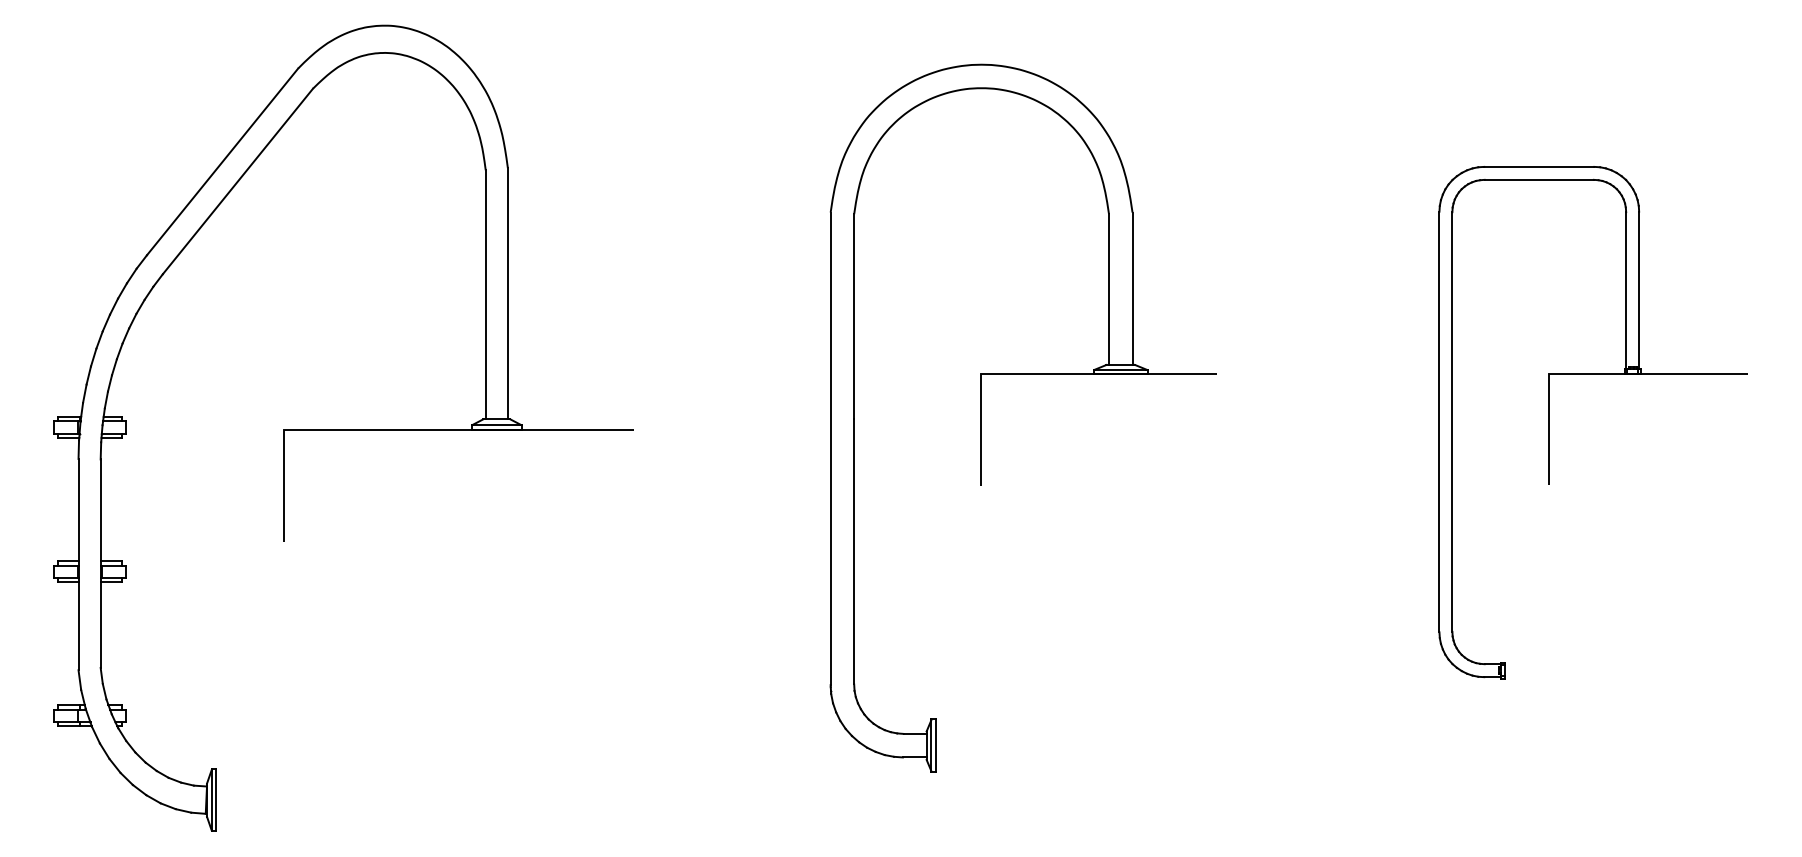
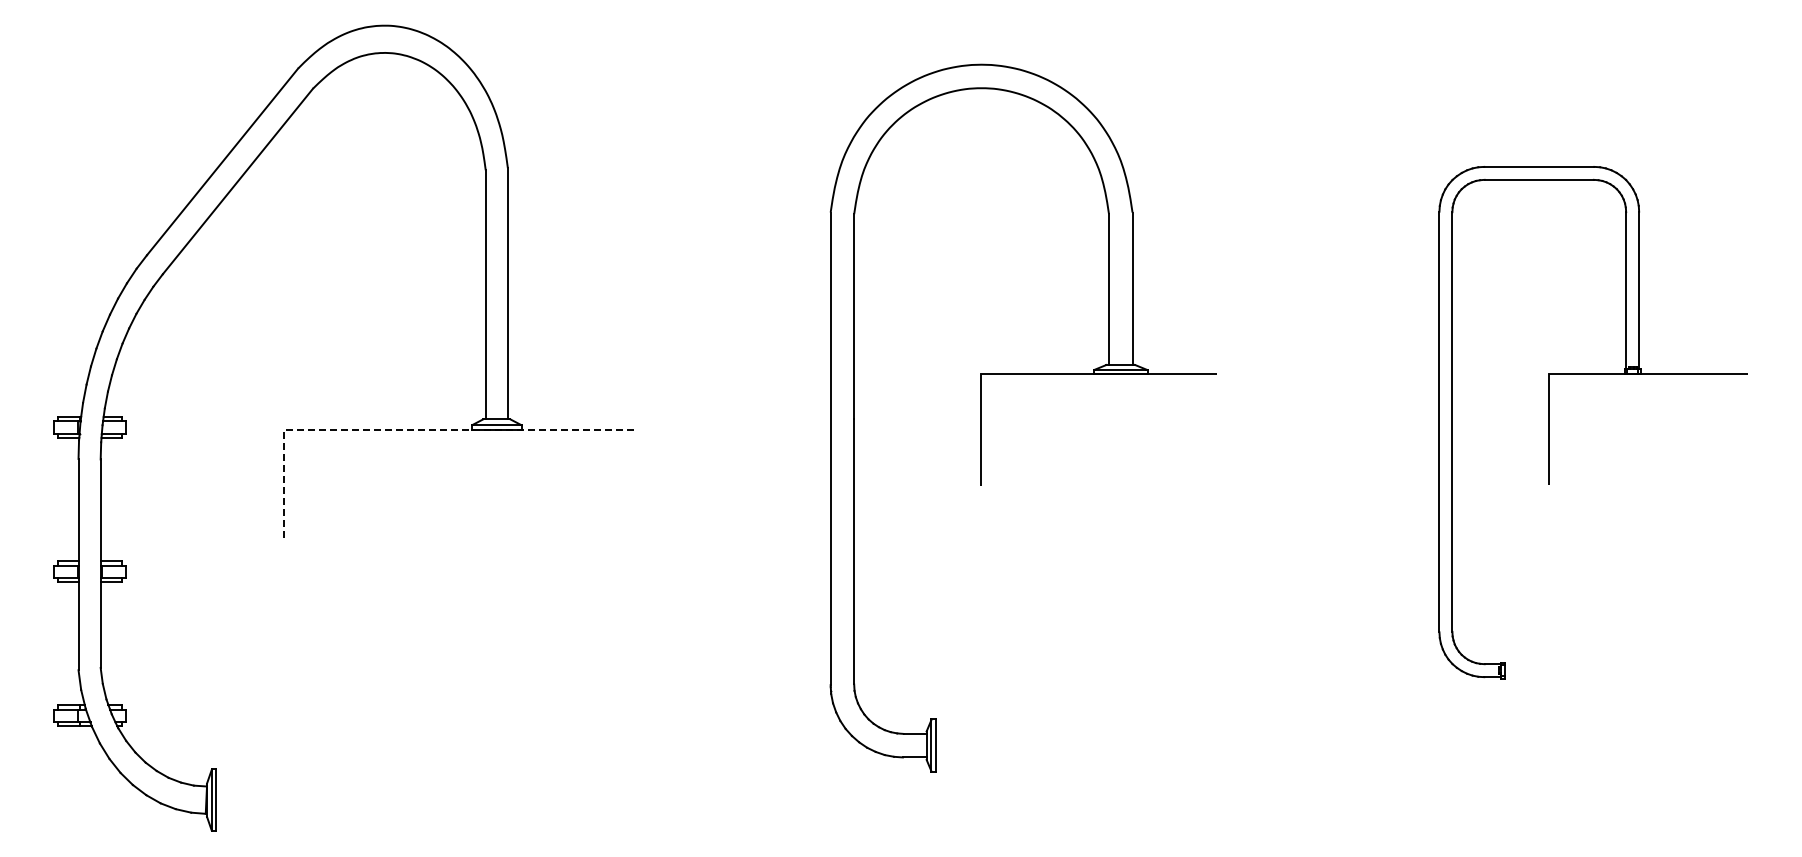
line: solid -> dashed (402, 430)
